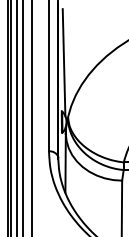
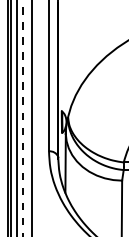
line: present -> none (63, 62)
line: solid -> dashed (22, 118)
